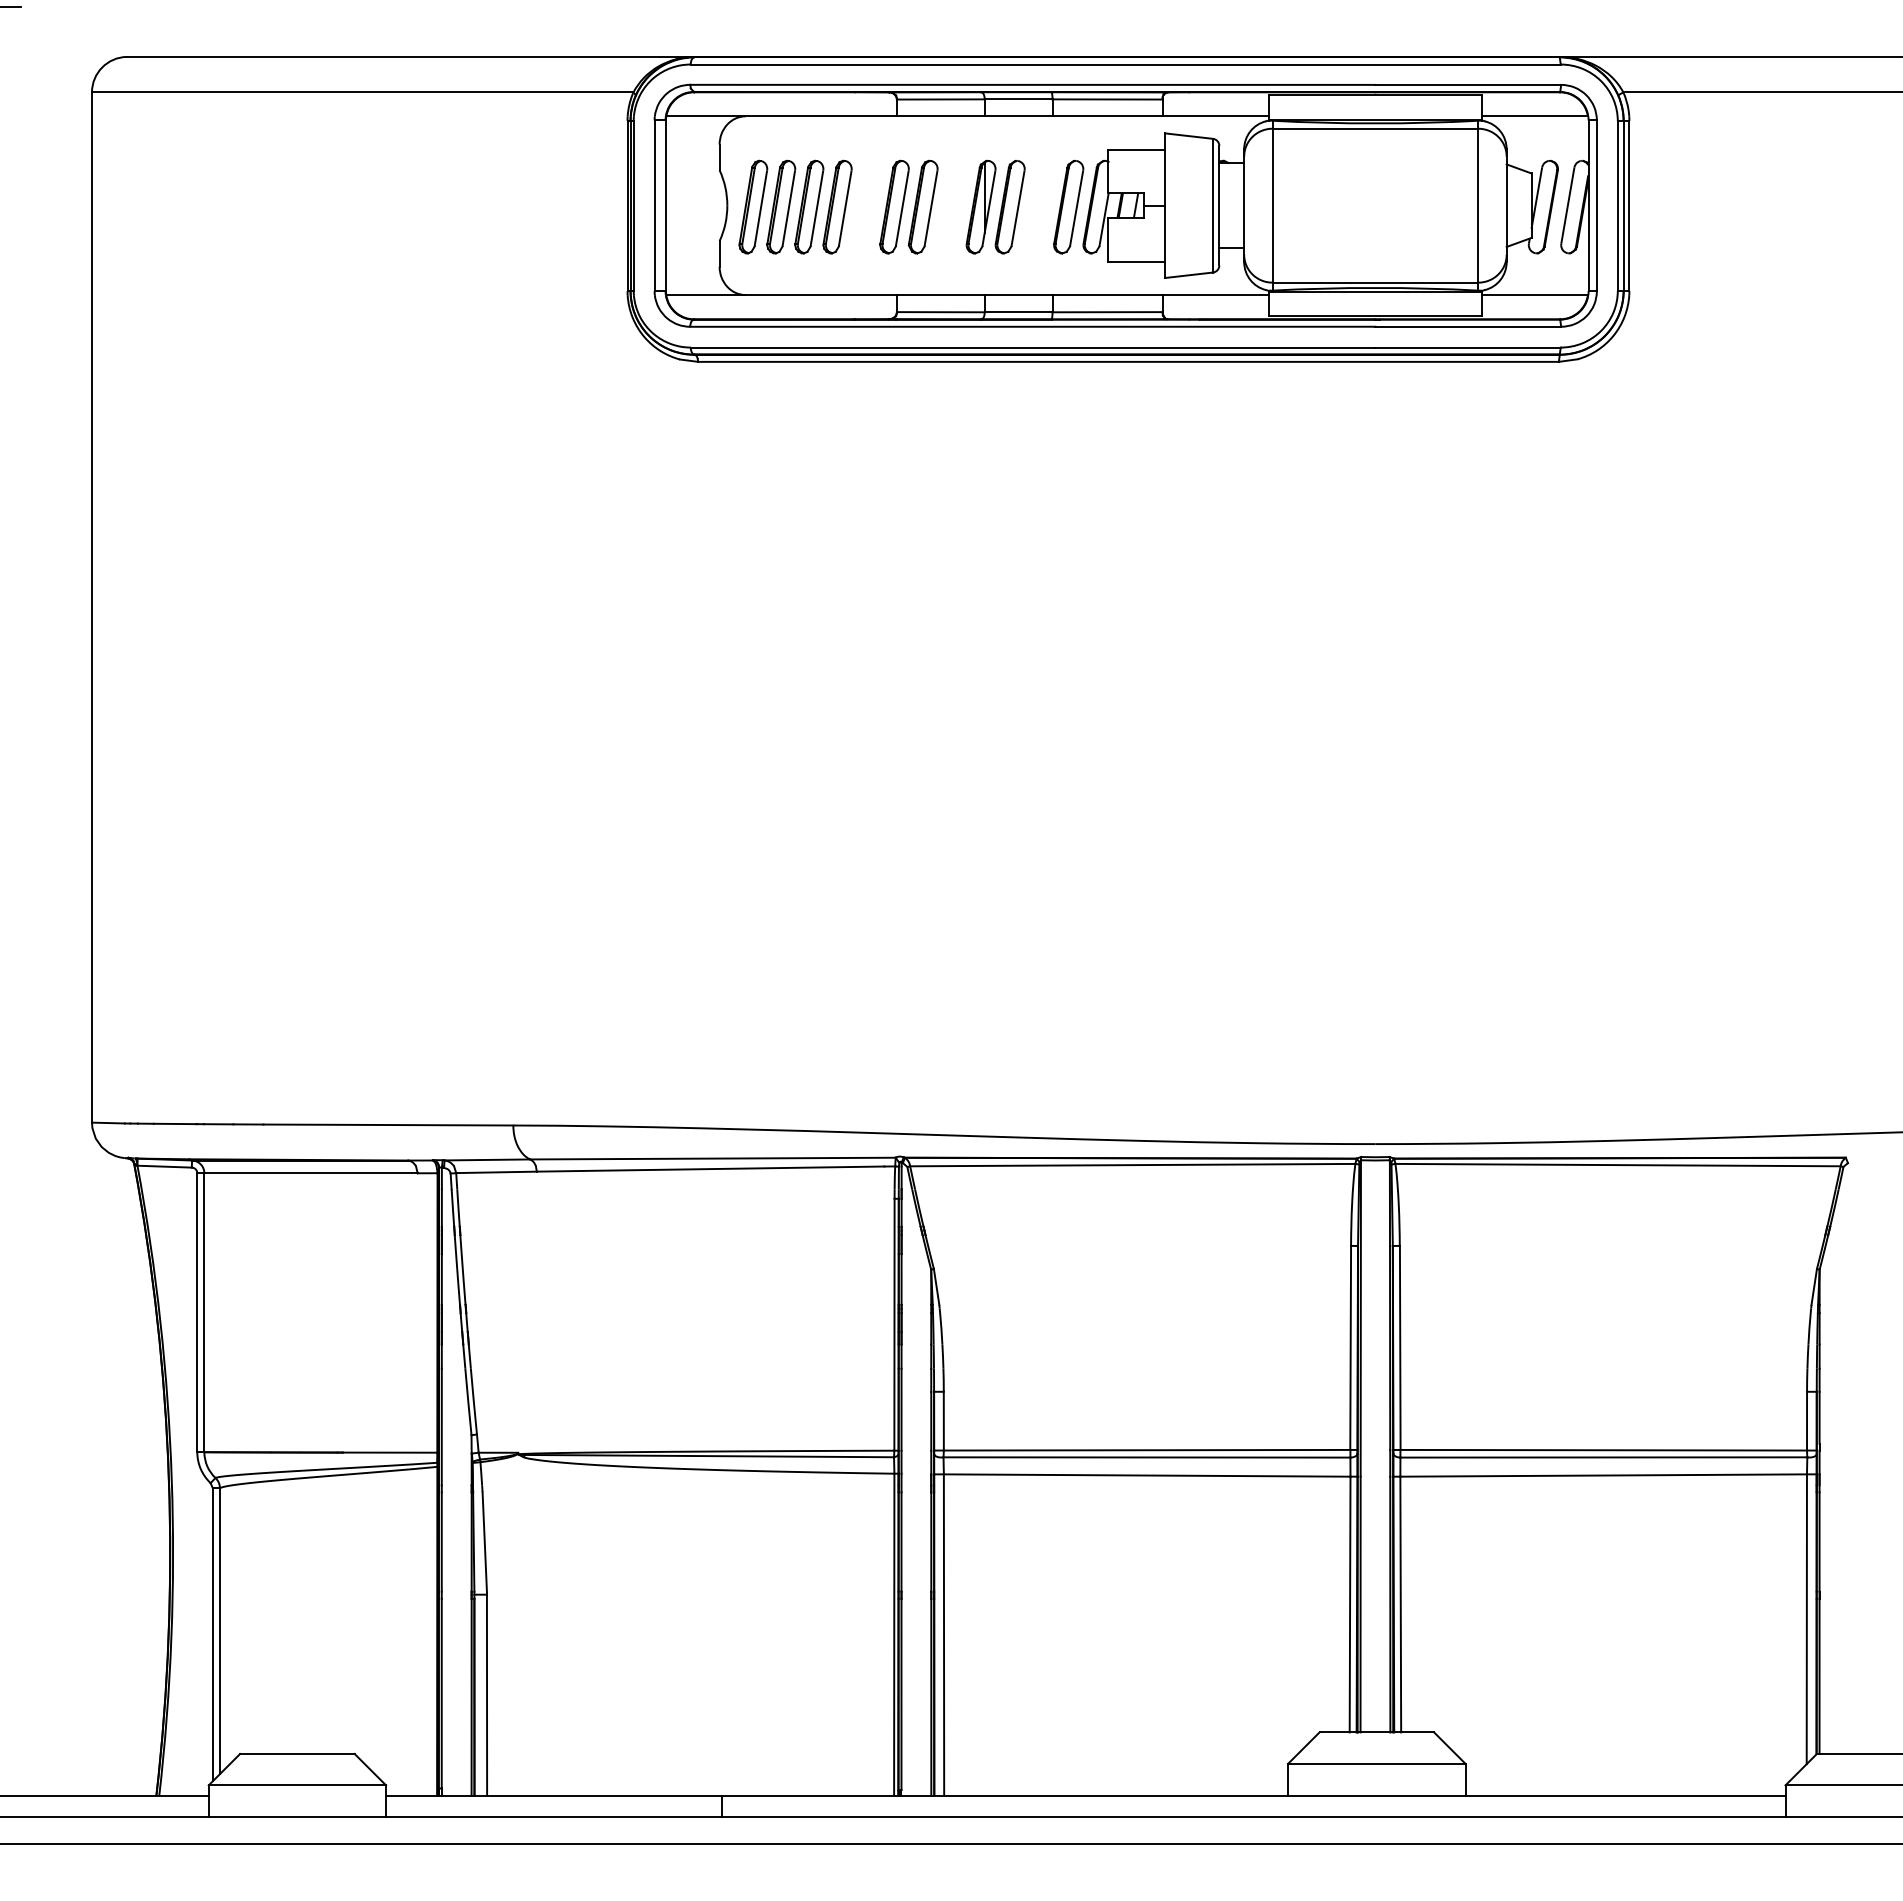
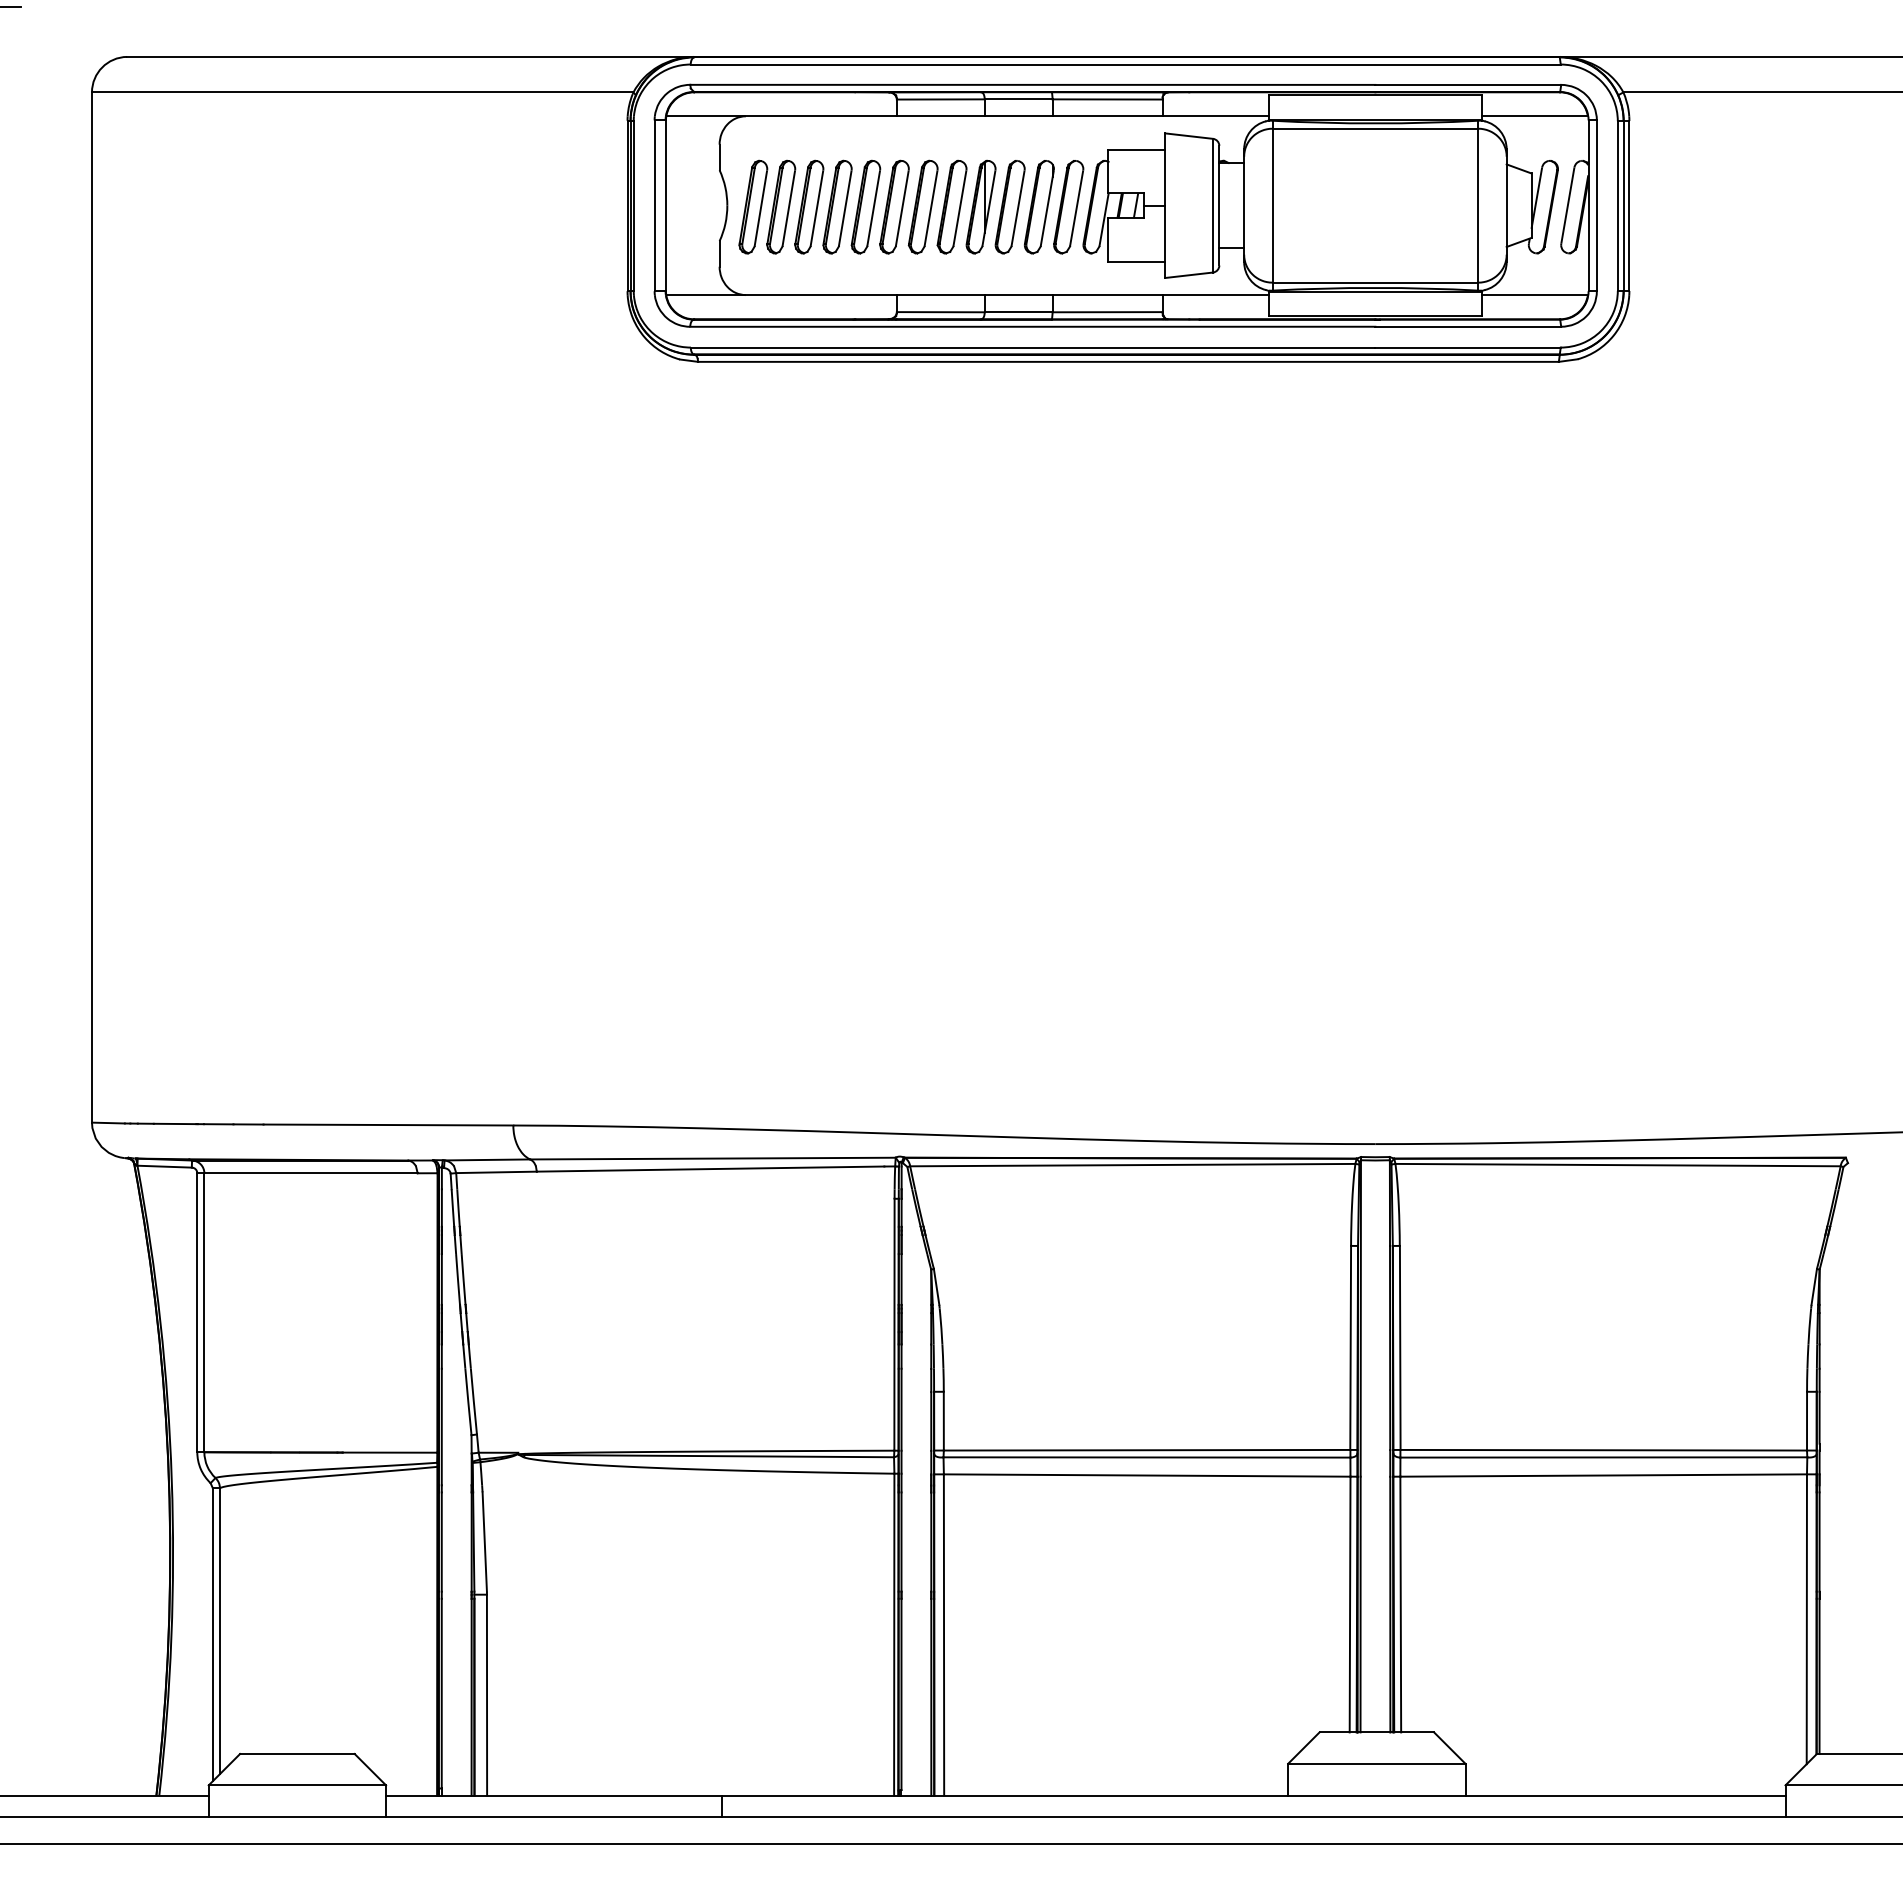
part: none -> present (865, 206)
part: none -> present (951, 206)
part: none -> present (1039, 207)
